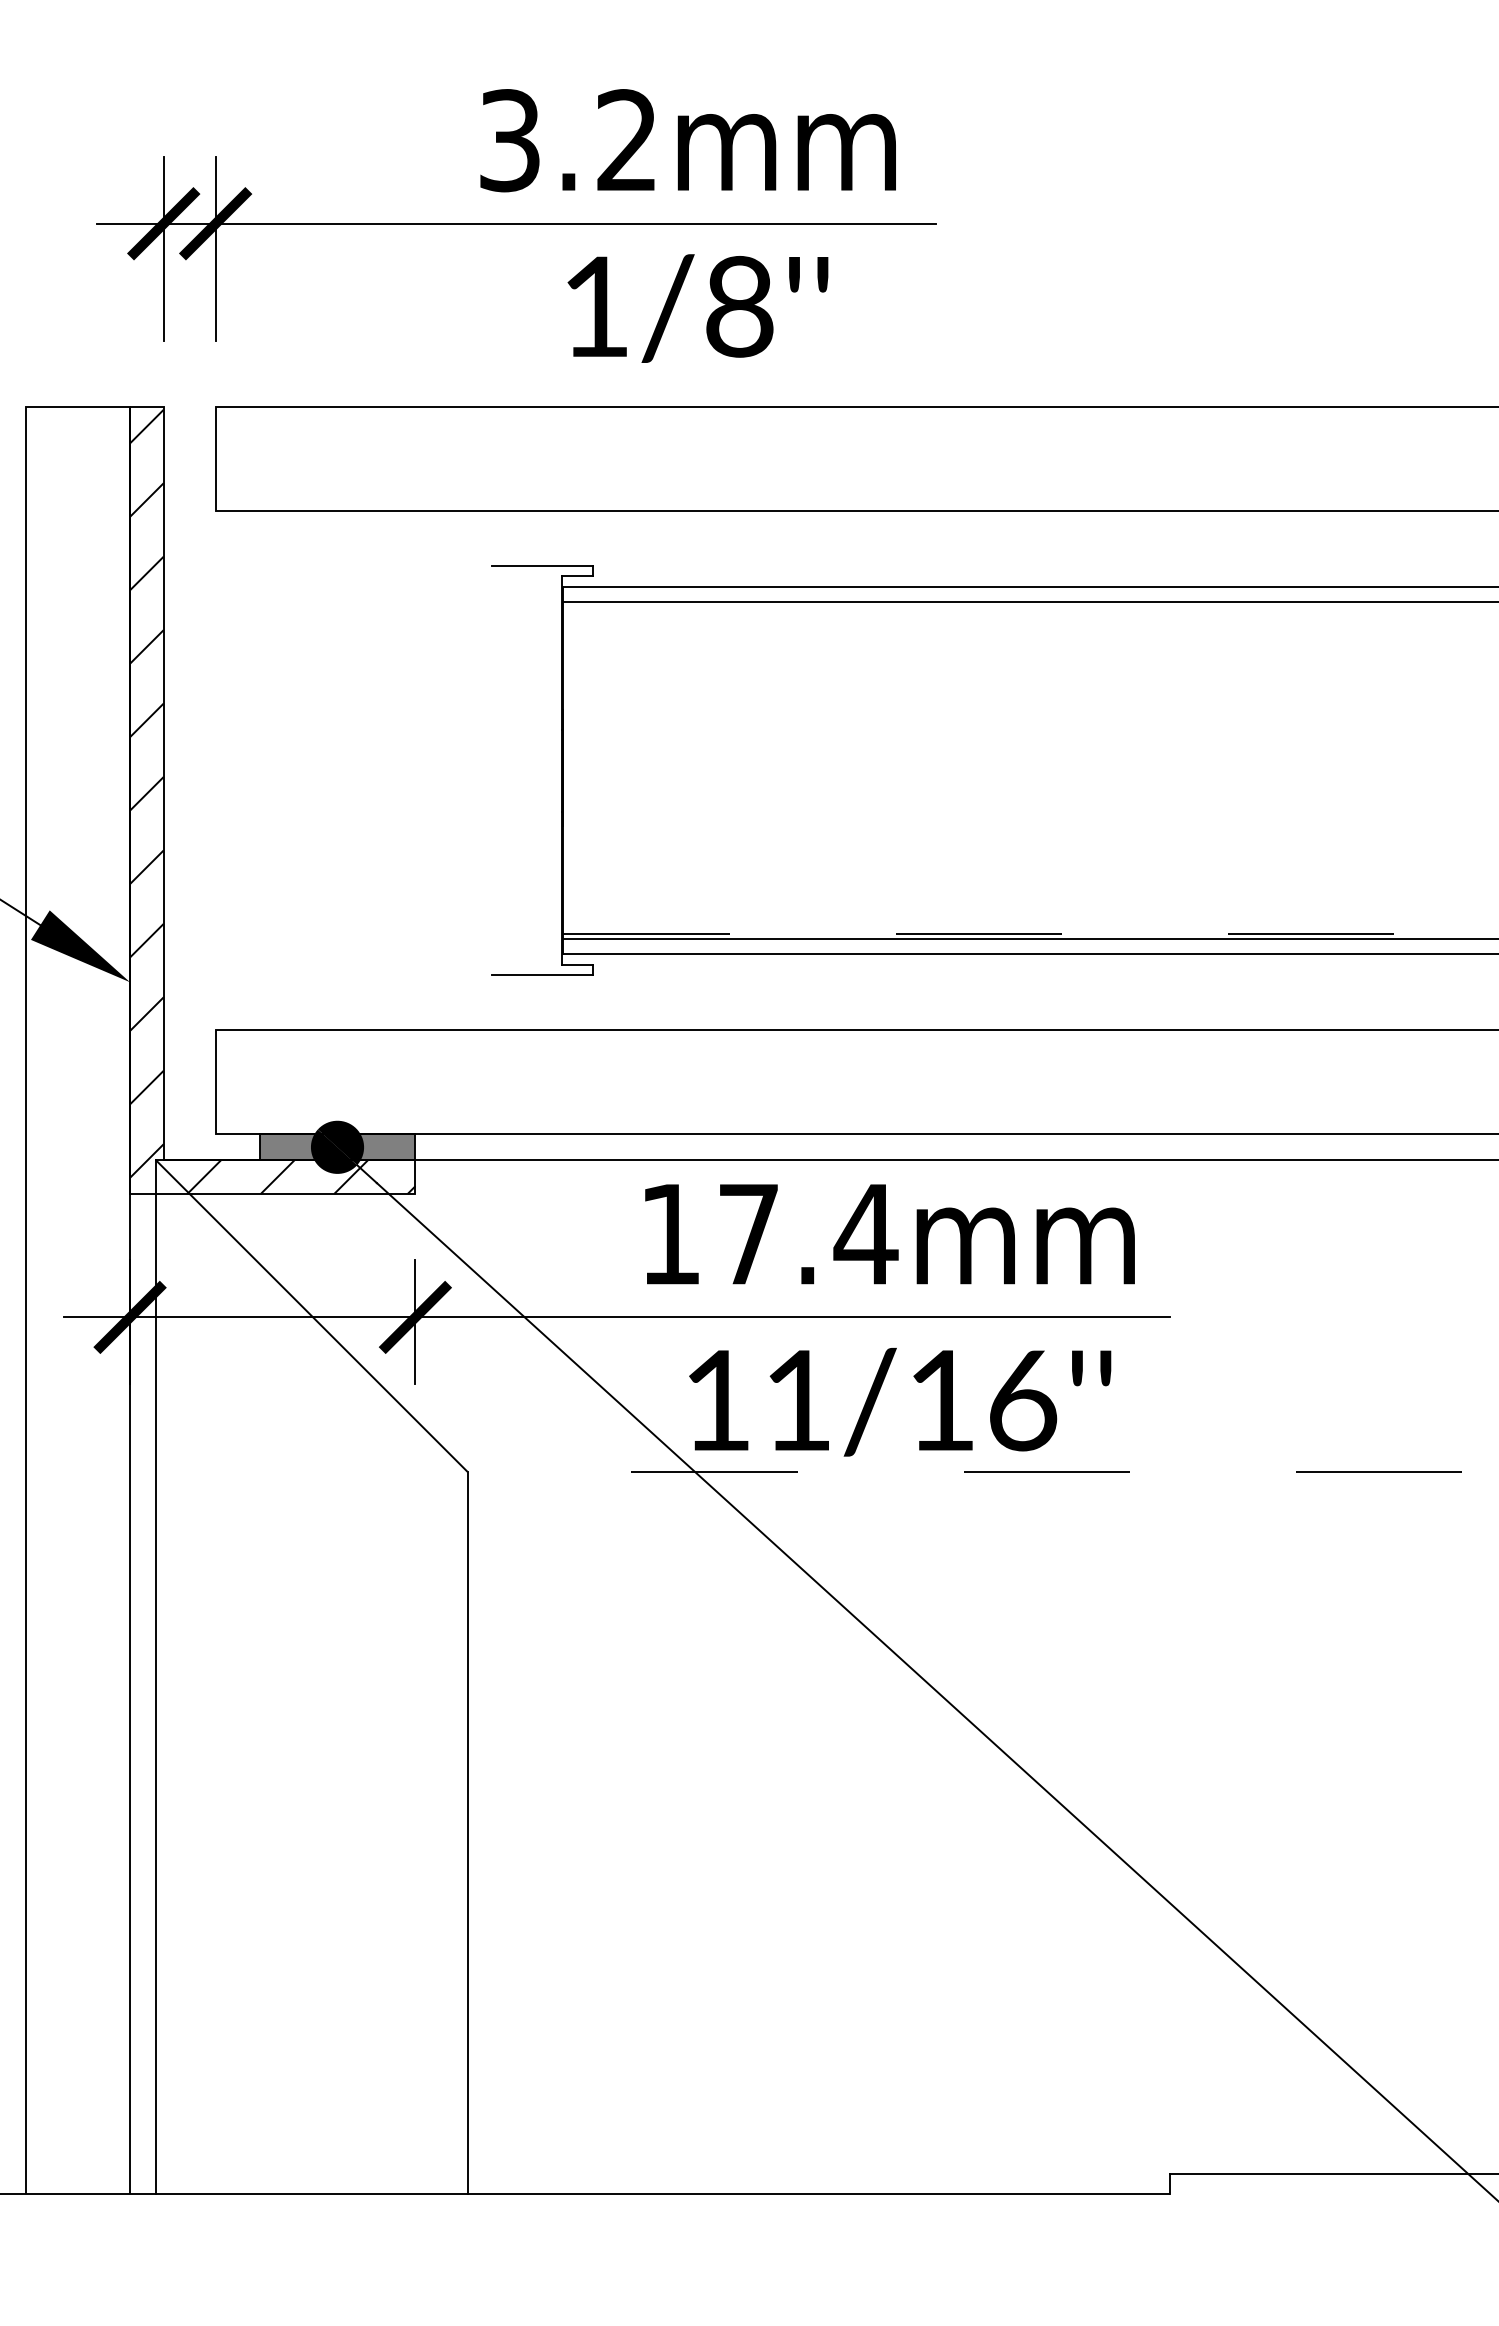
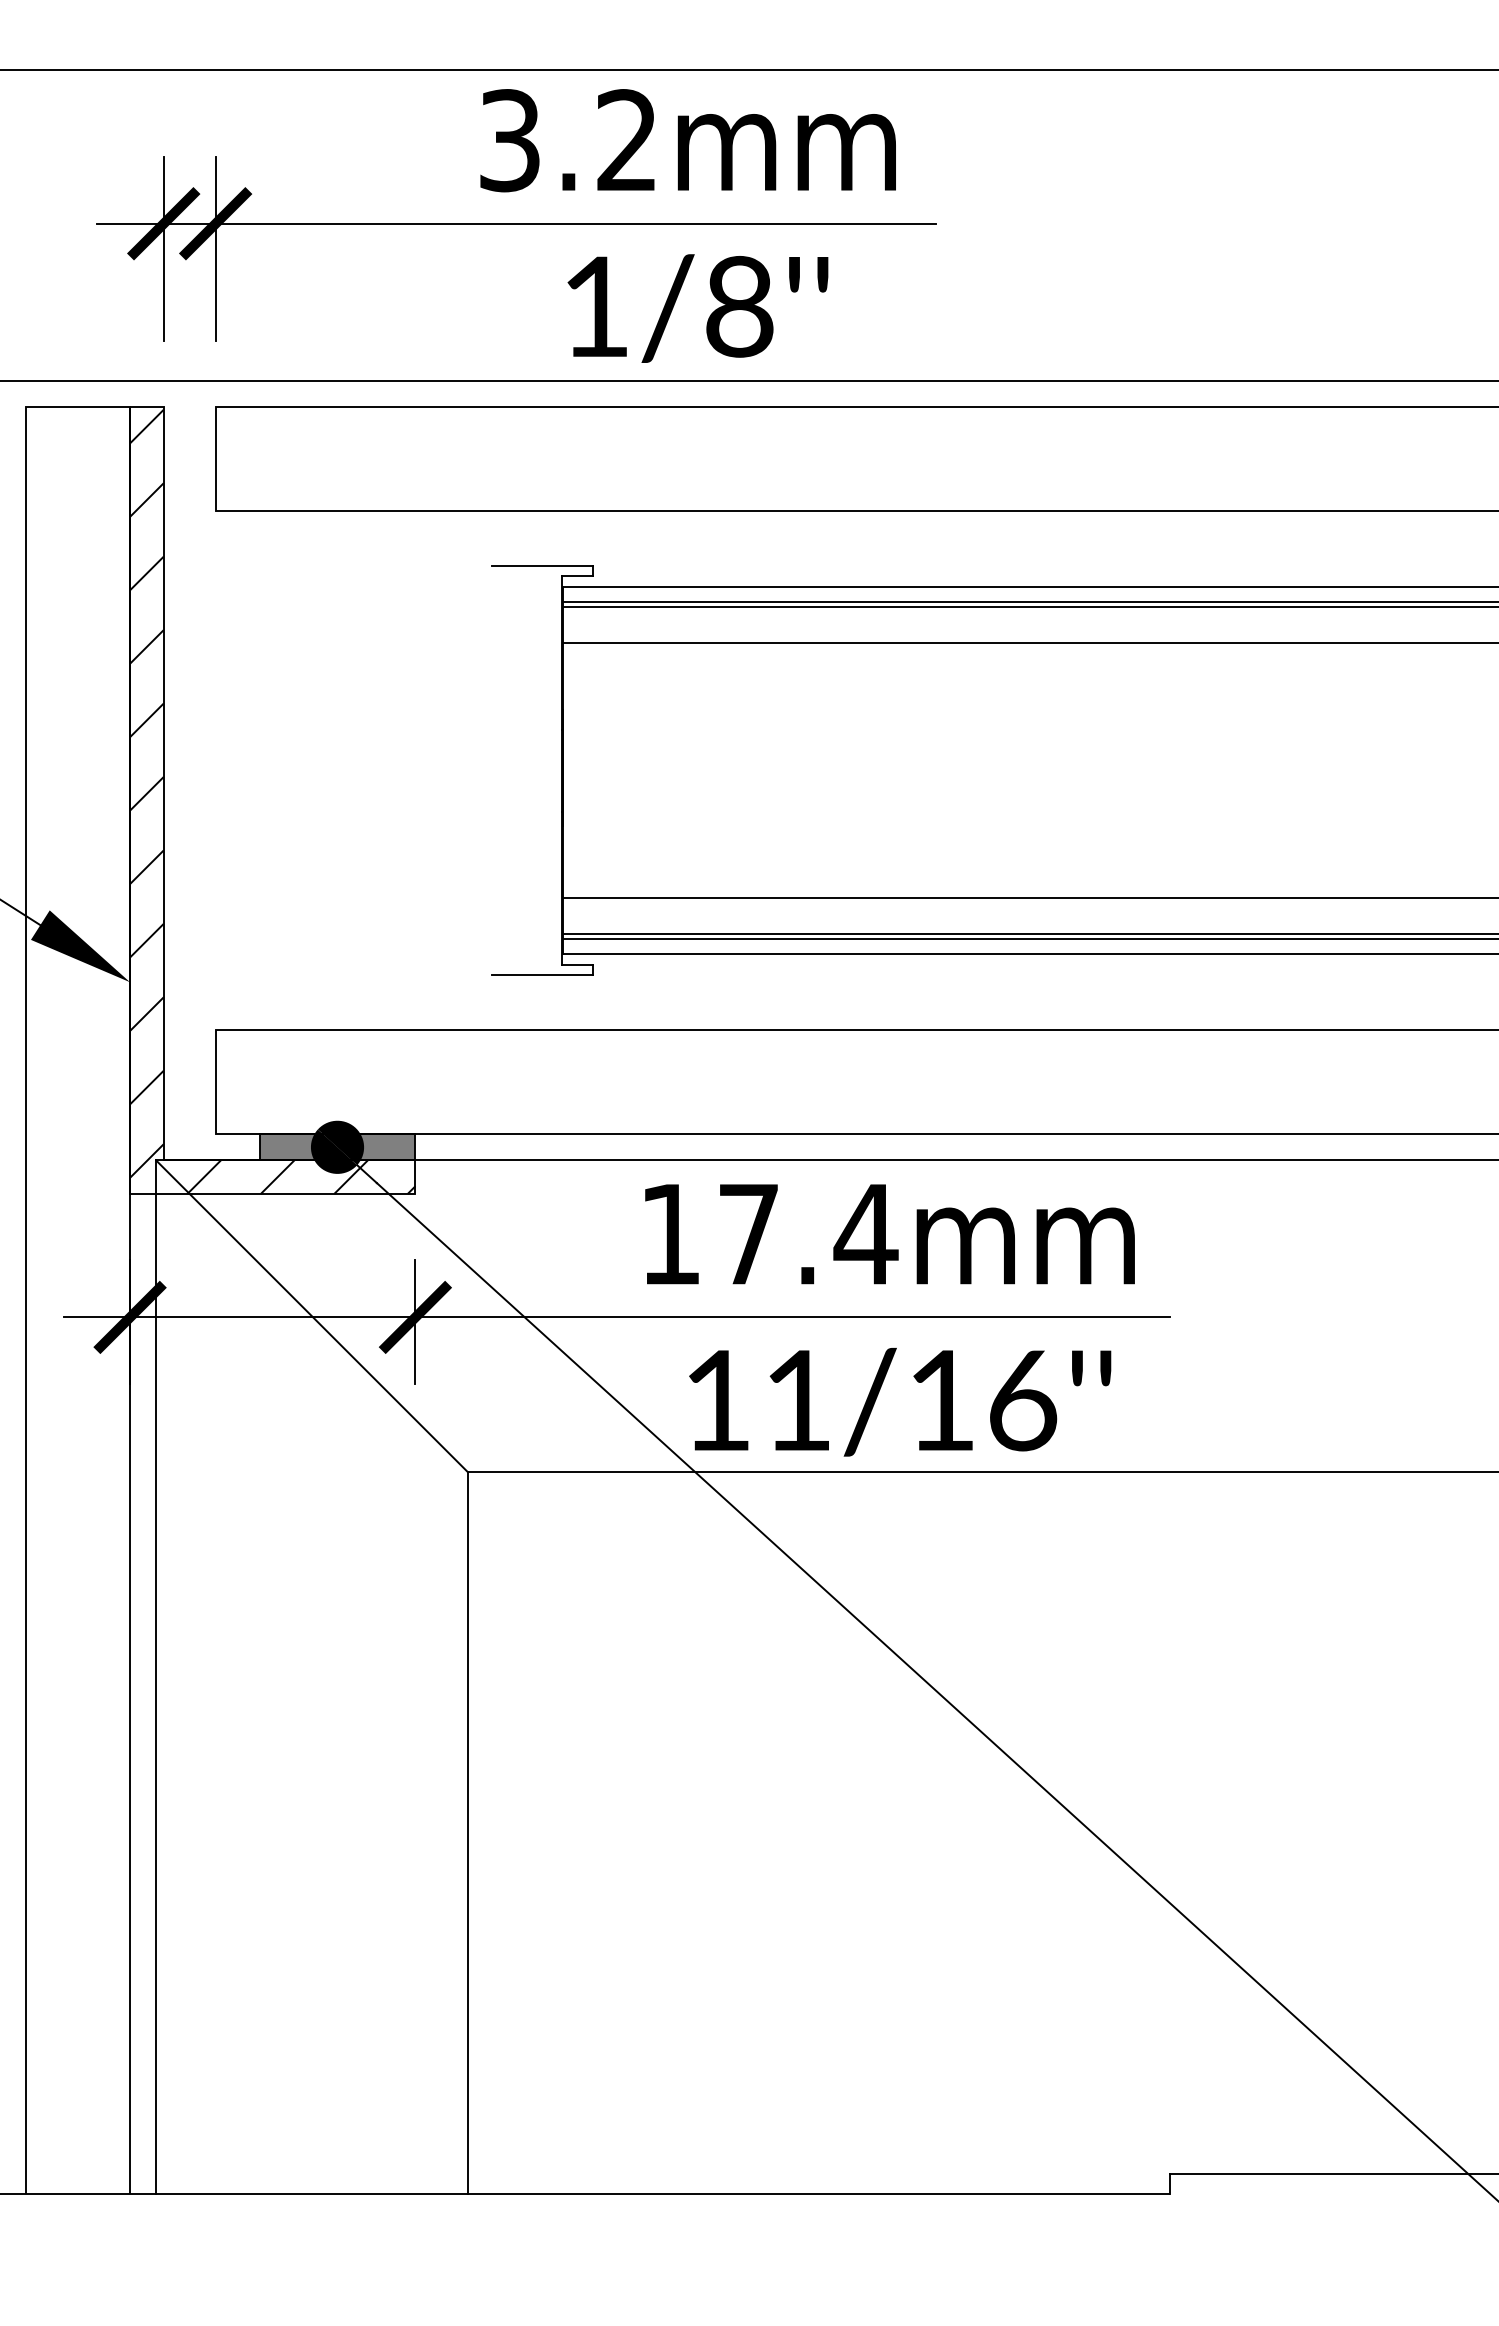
line: none -> present (748, 69)
line: none -> present (748, 381)
line: none -> present (1029, 606)
line: none -> present (1029, 642)
line: none -> present (1029, 897)
line: dashed -> solid (1031, 934)
line: dashed -> solid (982, 1471)
